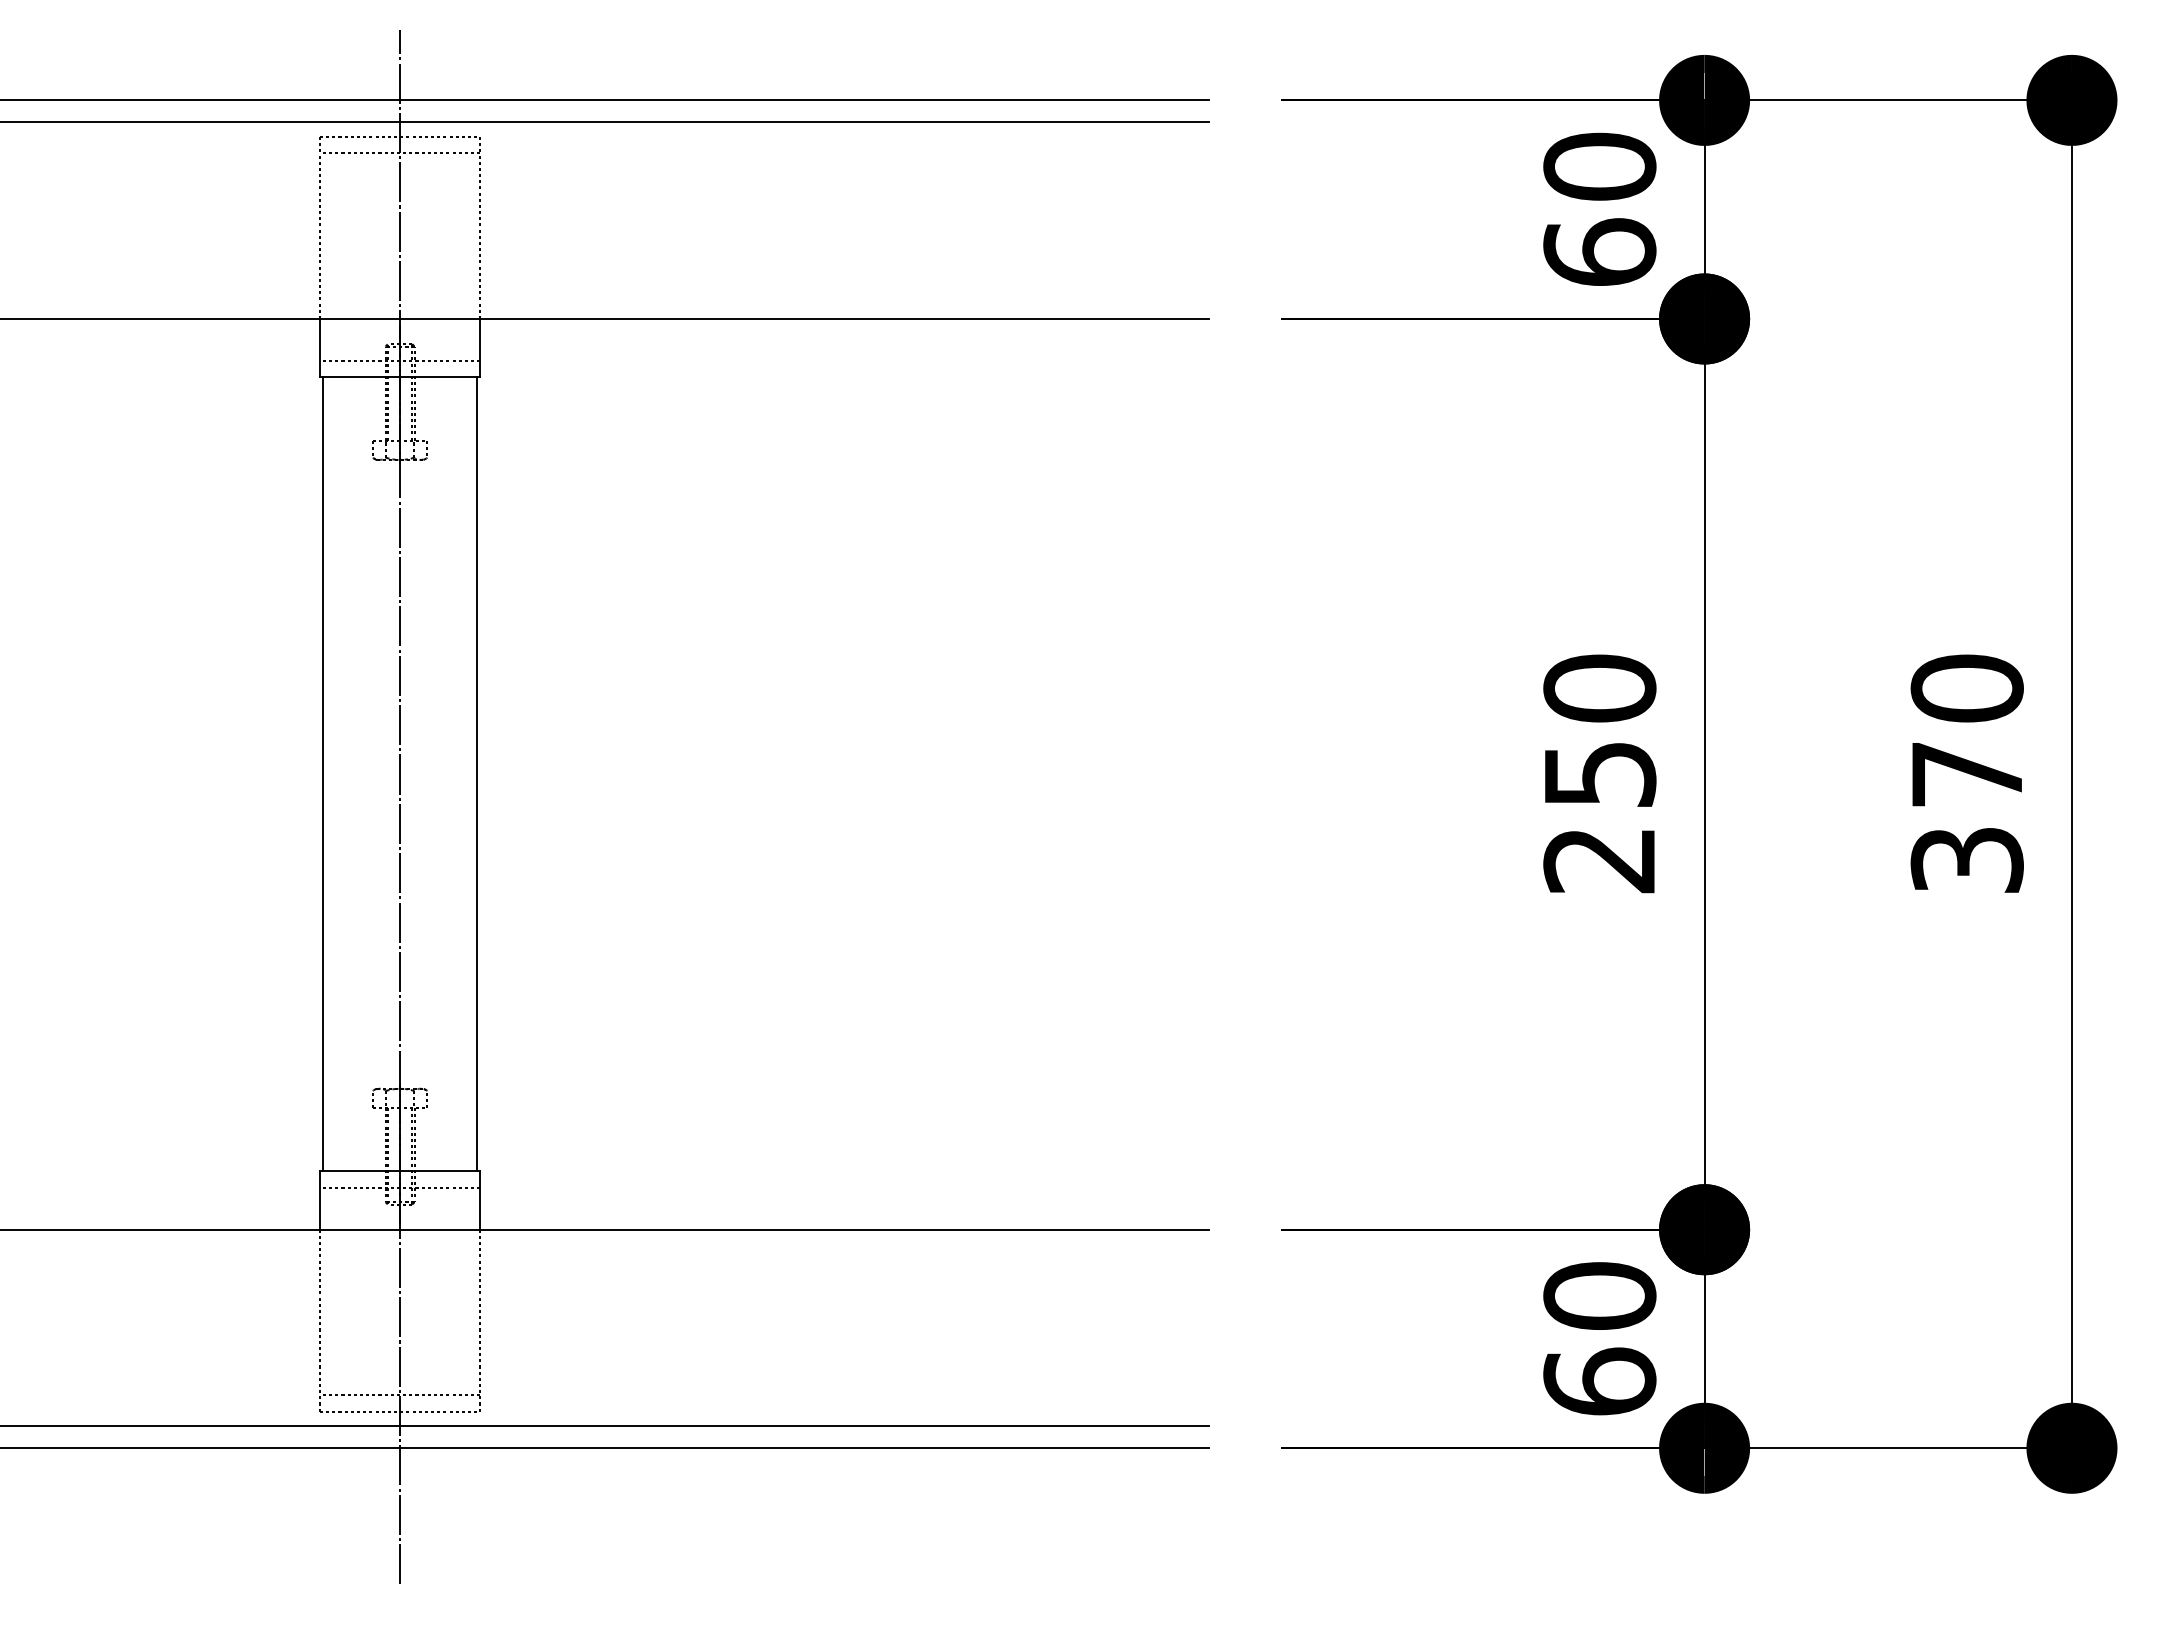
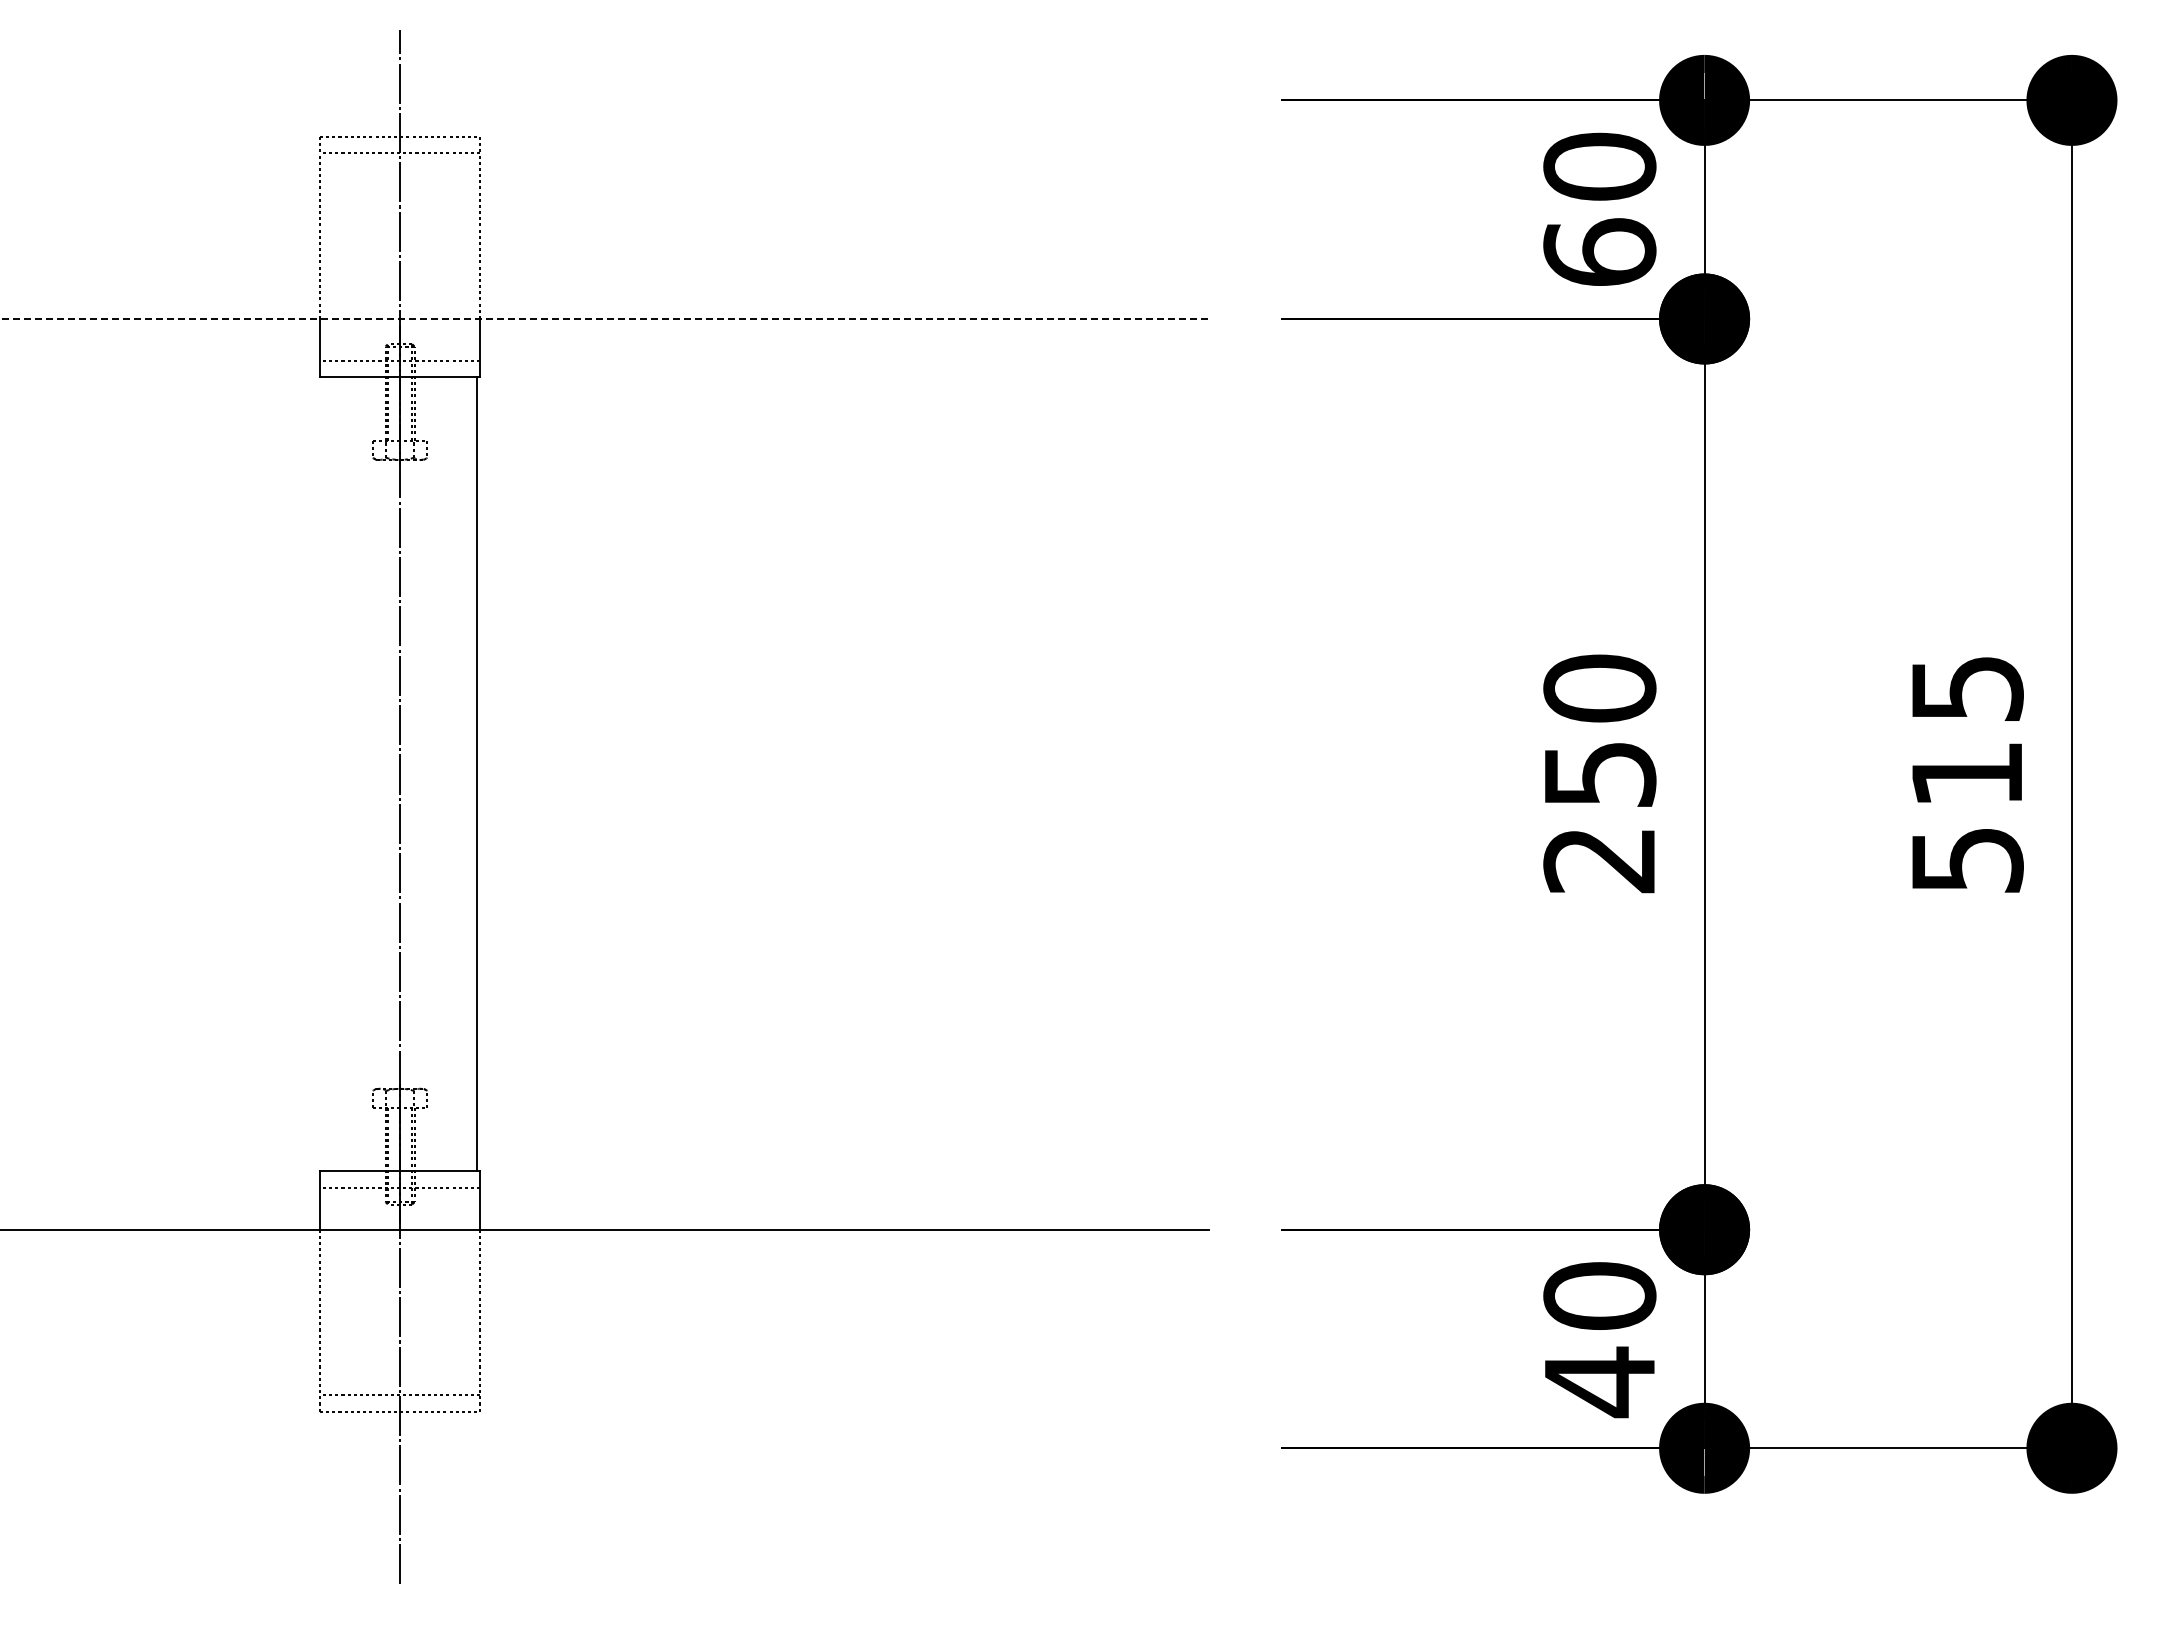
line: present -> none (605, 100)
line: present -> none (605, 122)
line: solid -> dashed (604, 318)
text: 370 -> 515 (1966, 773)
line: present -> none (322, 774)
text: 60 -> 40 (1599, 1382)
line: present -> none (605, 1426)
line: present -> none (605, 1448)
